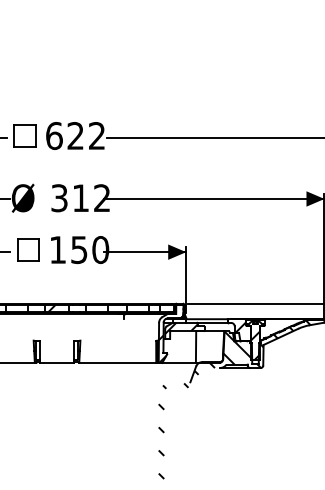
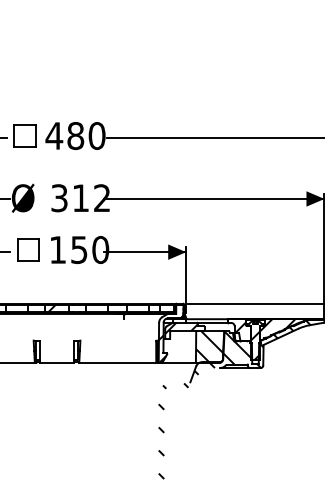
text: 622 -> 480 (75, 136)
hatch: none -> present (277, 325)
hatch: none -> present (209, 346)
